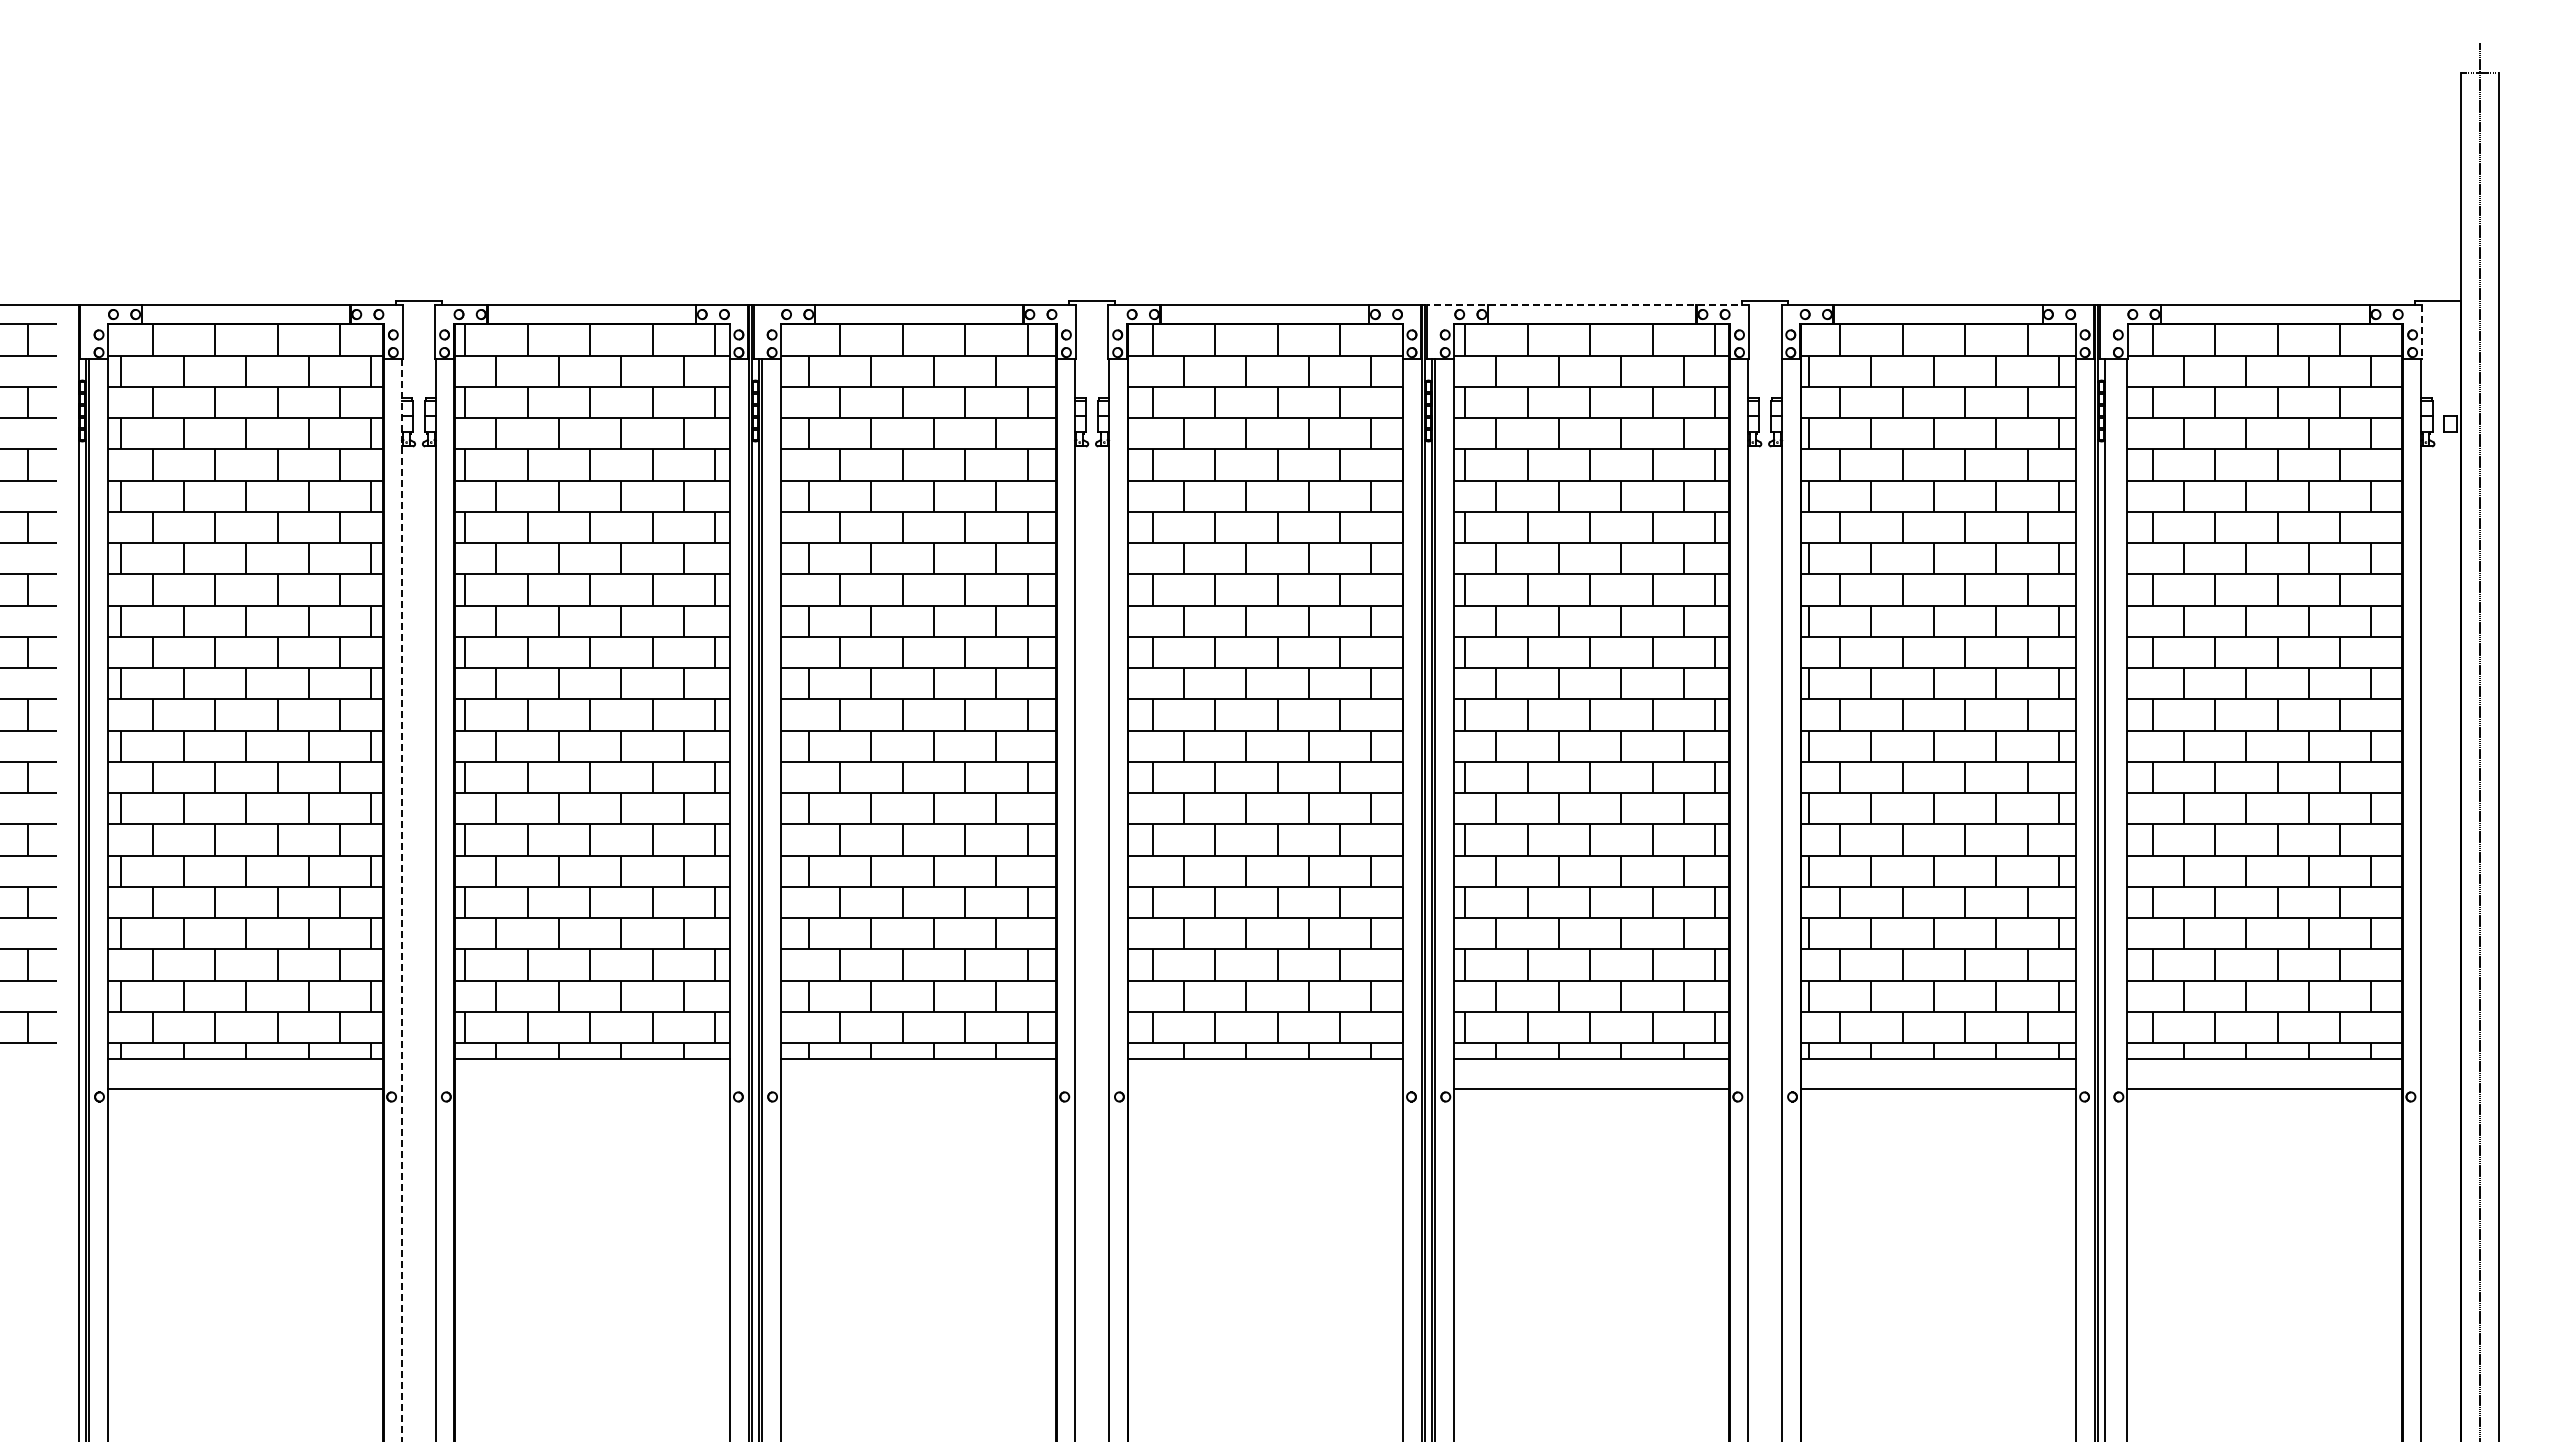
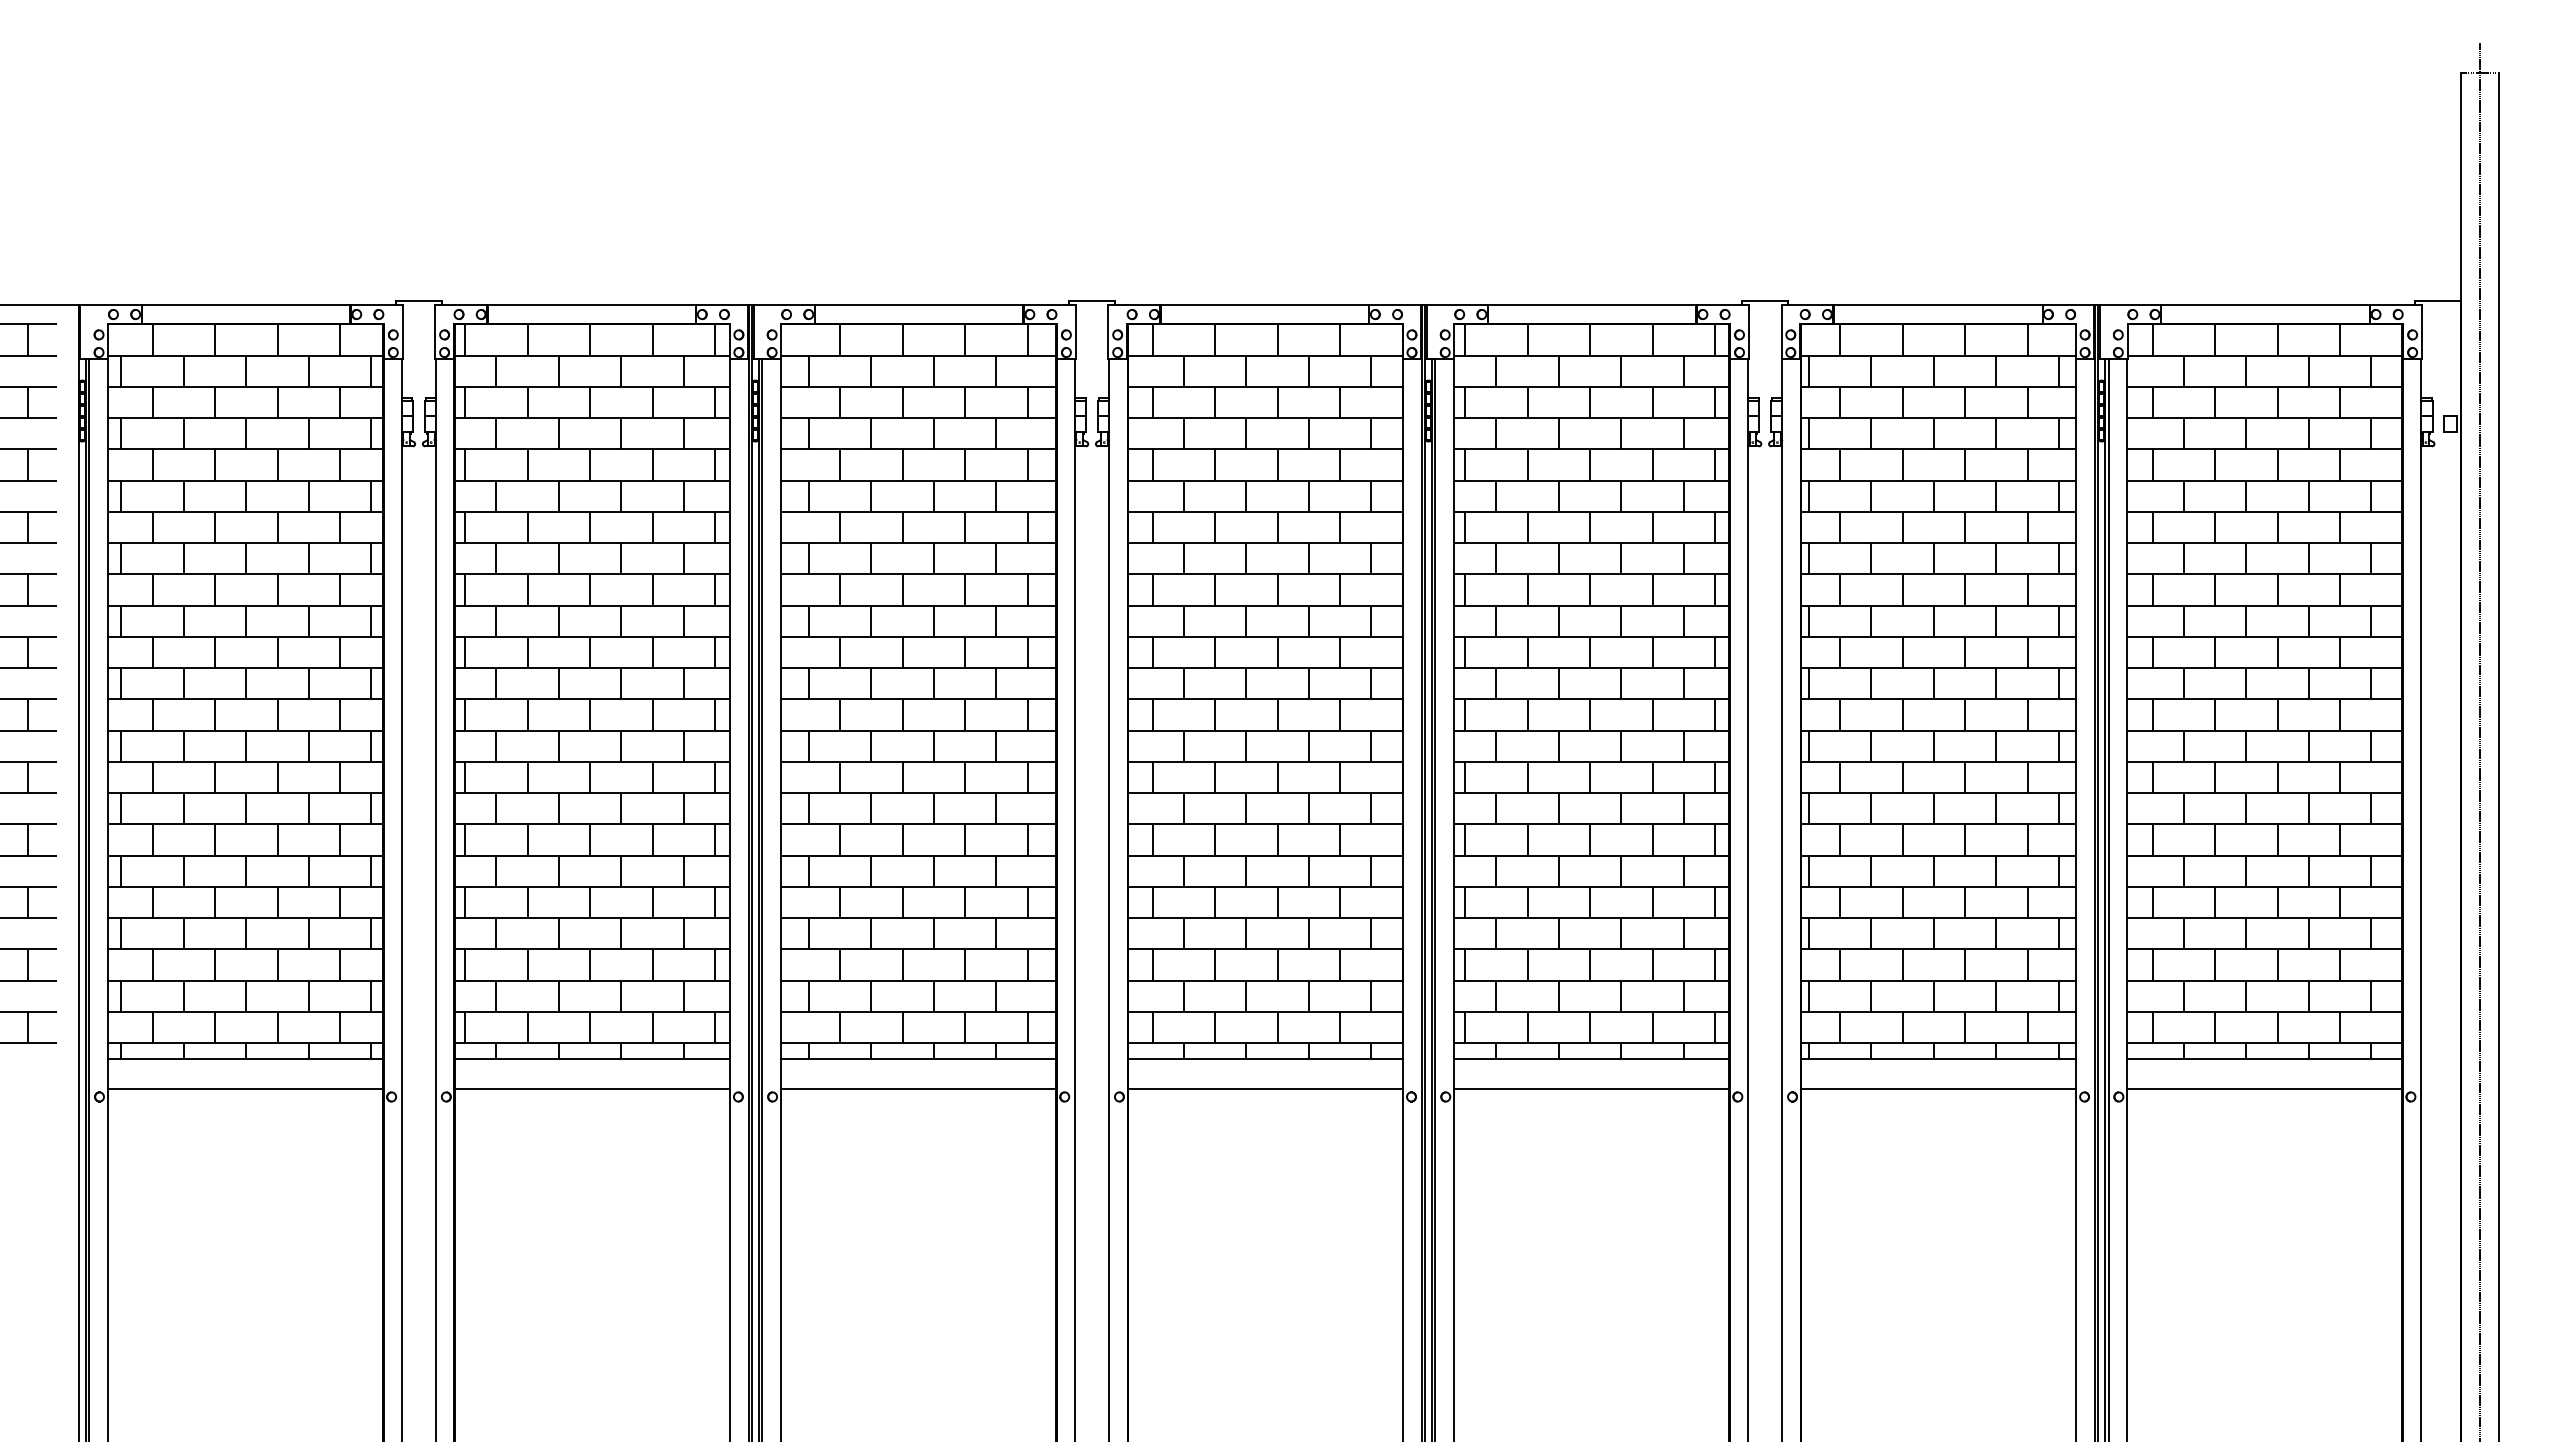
line: dashed -> solid (1587, 304)
line: dashed -> solid (2421, 331)
line: none -> present (2108, 898)
line: dashed -> solid (402, 900)
line: none -> present (592, 1089)
line: none -> present (918, 1089)
line: none -> present (1265, 1089)
